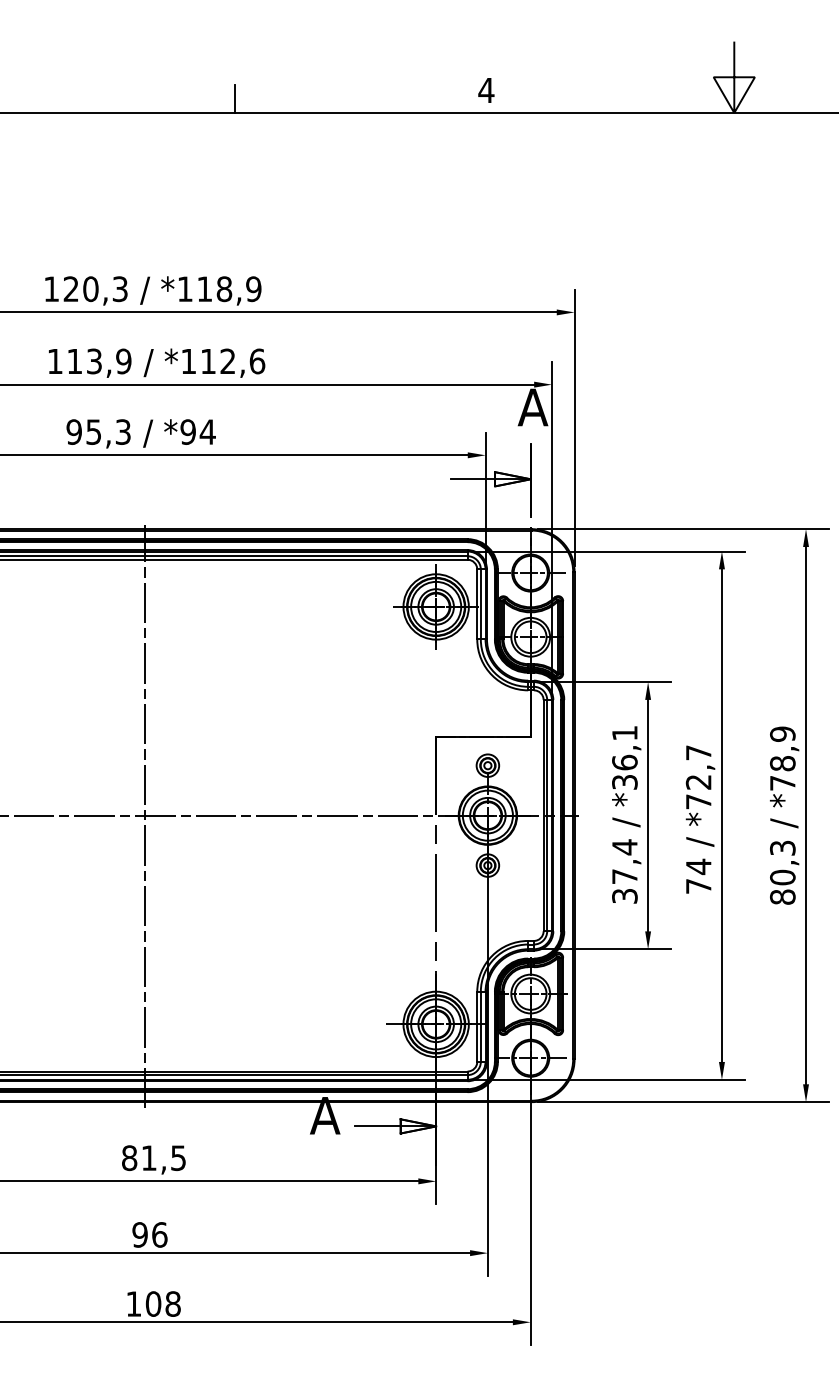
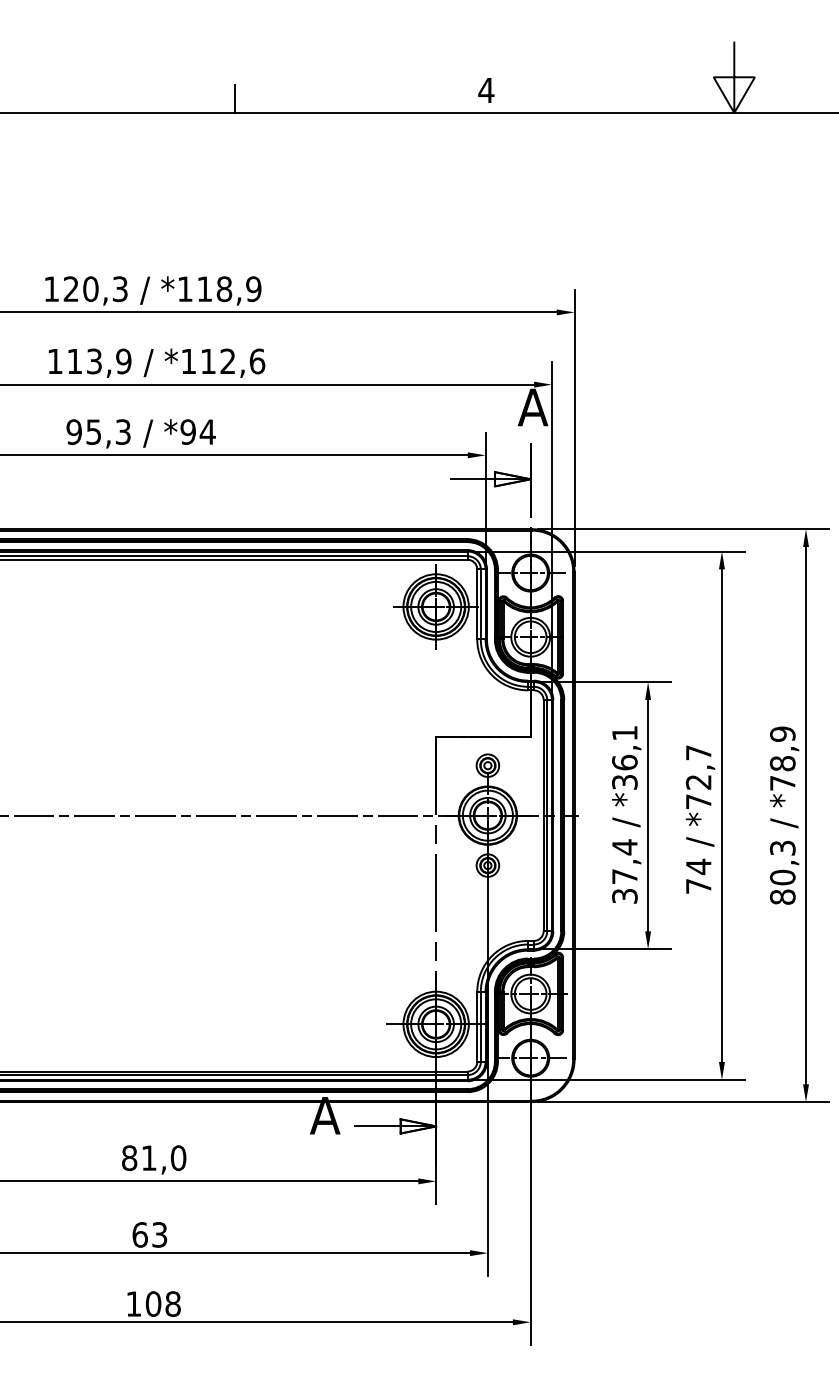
line: present -> none (145, 816)
text: 81,5 -> 81,0 (178, 1158)
text: 96 -> 63 (149, 1234)
